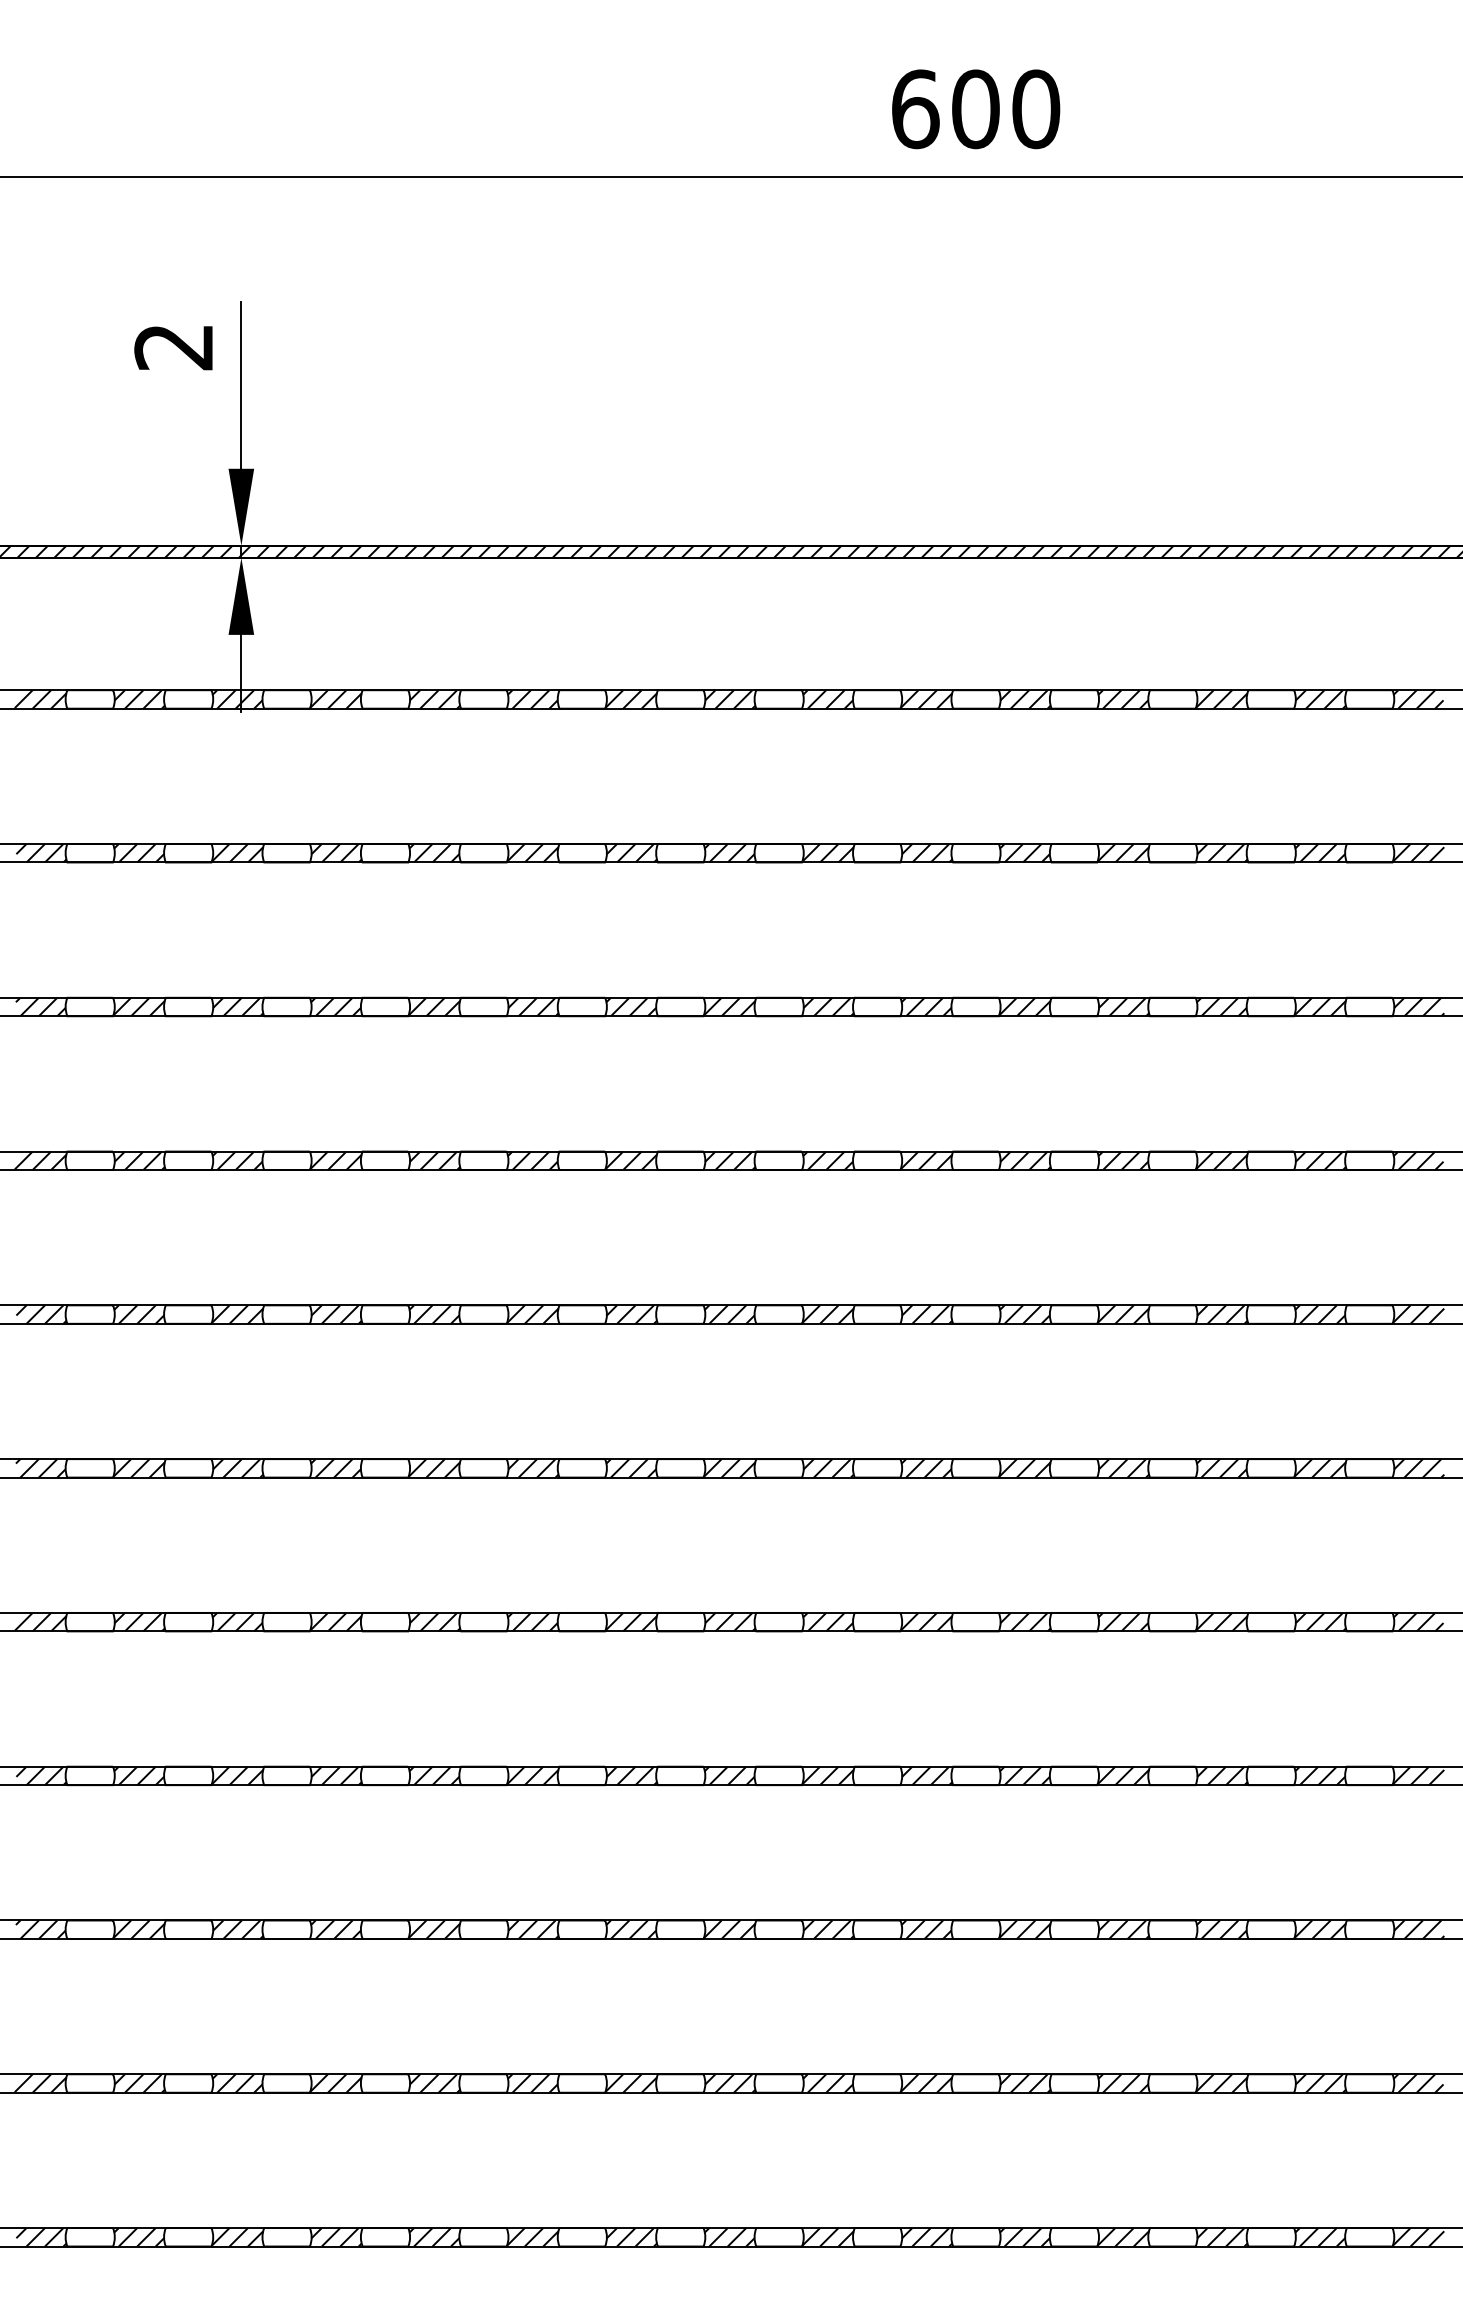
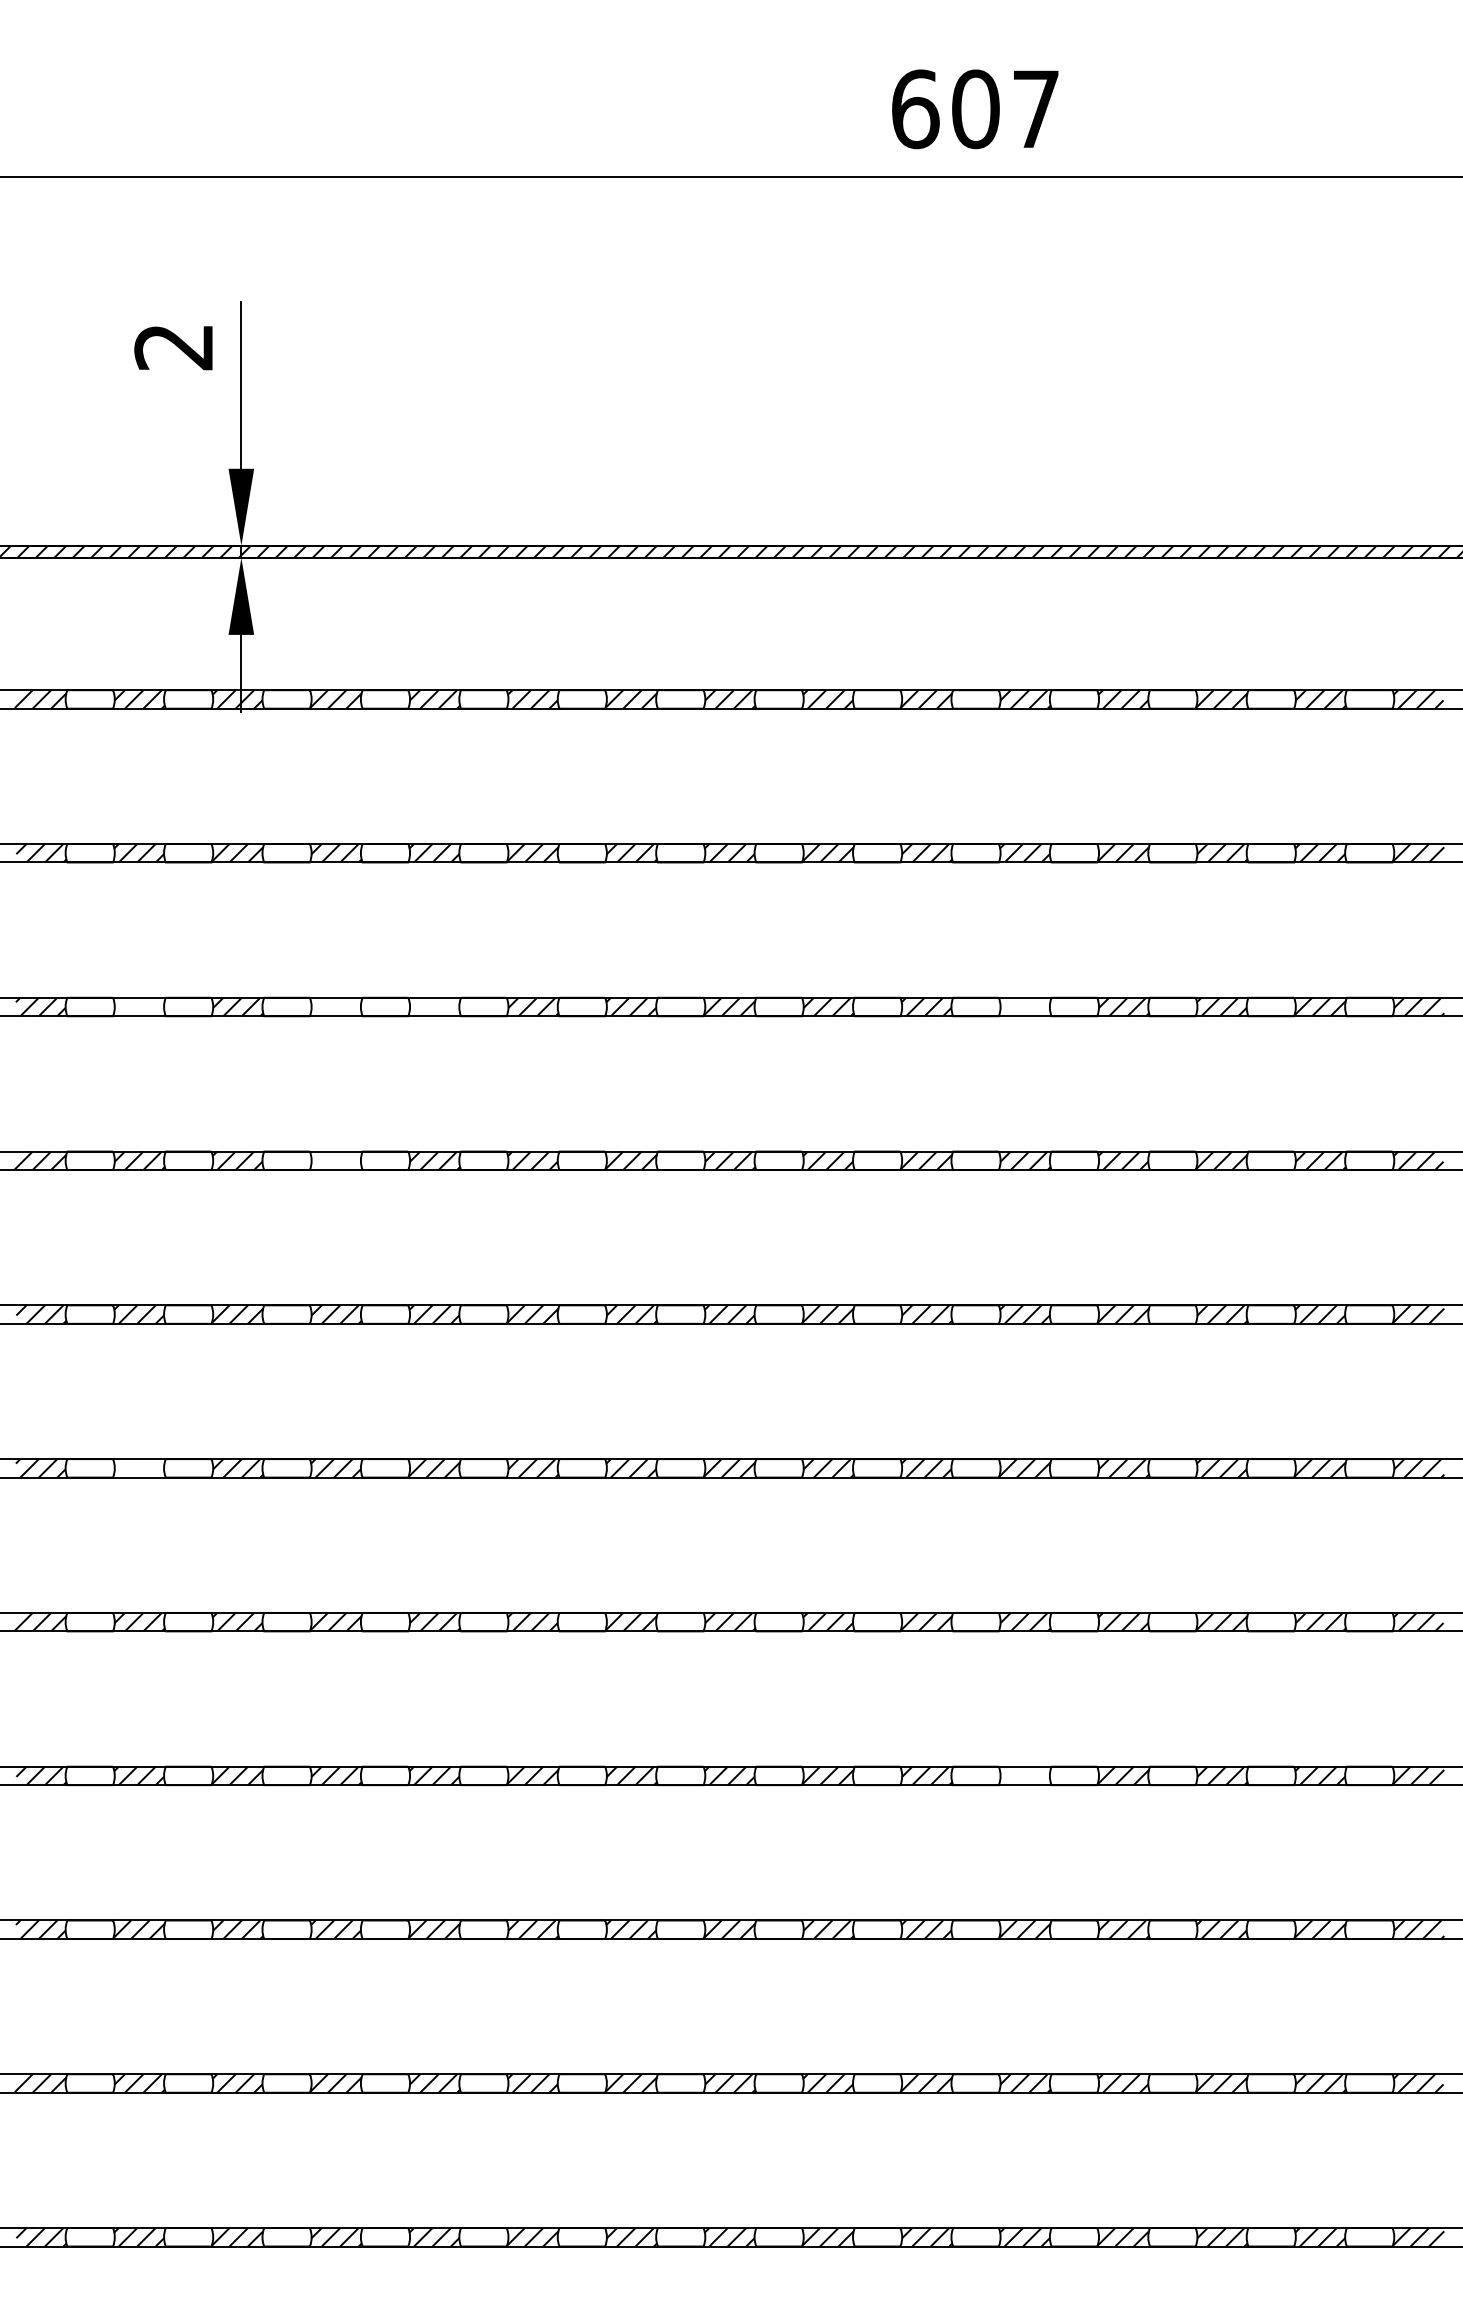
text: 600 -> 607 (1036, 109)
hatch: present -> none (138, 1006)
hatch: present -> none (335, 1006)
hatch: present -> none (434, 1006)
hatch: present -> none (1024, 1006)
hatch: present -> none (335, 1160)
hatch: present -> none (138, 1468)
hatch: present -> none (1024, 1775)
